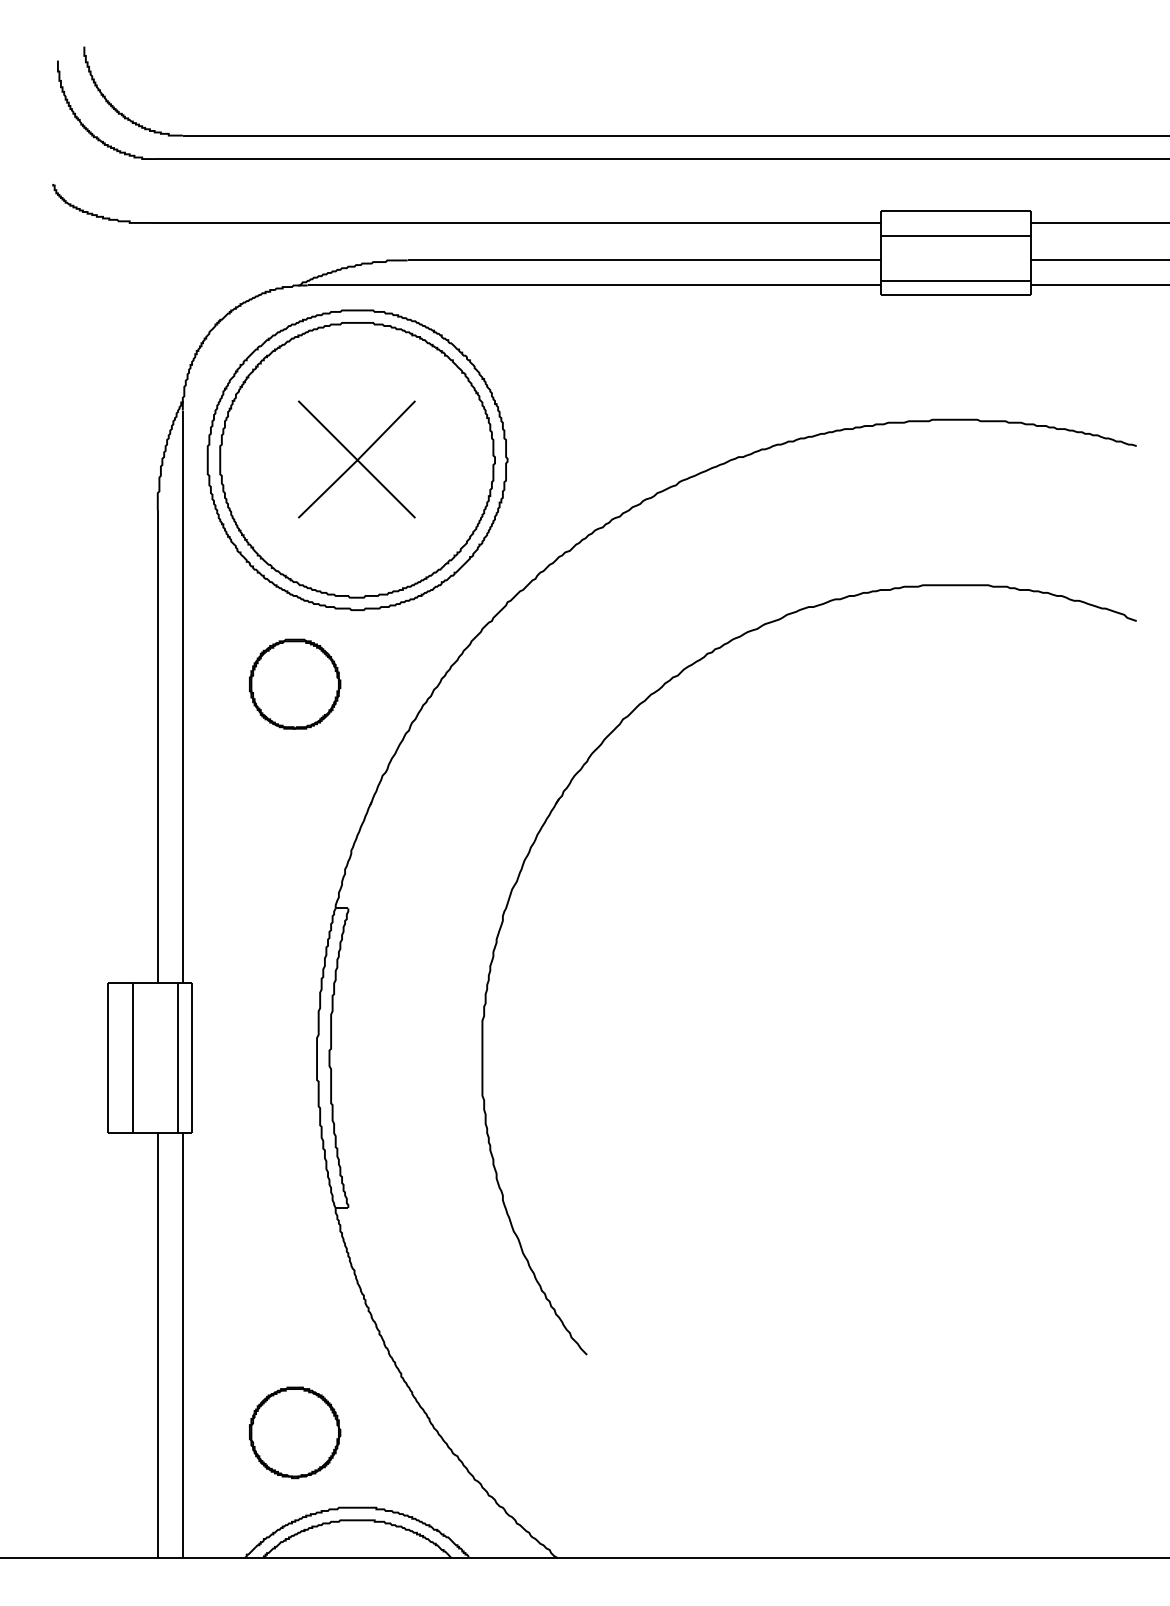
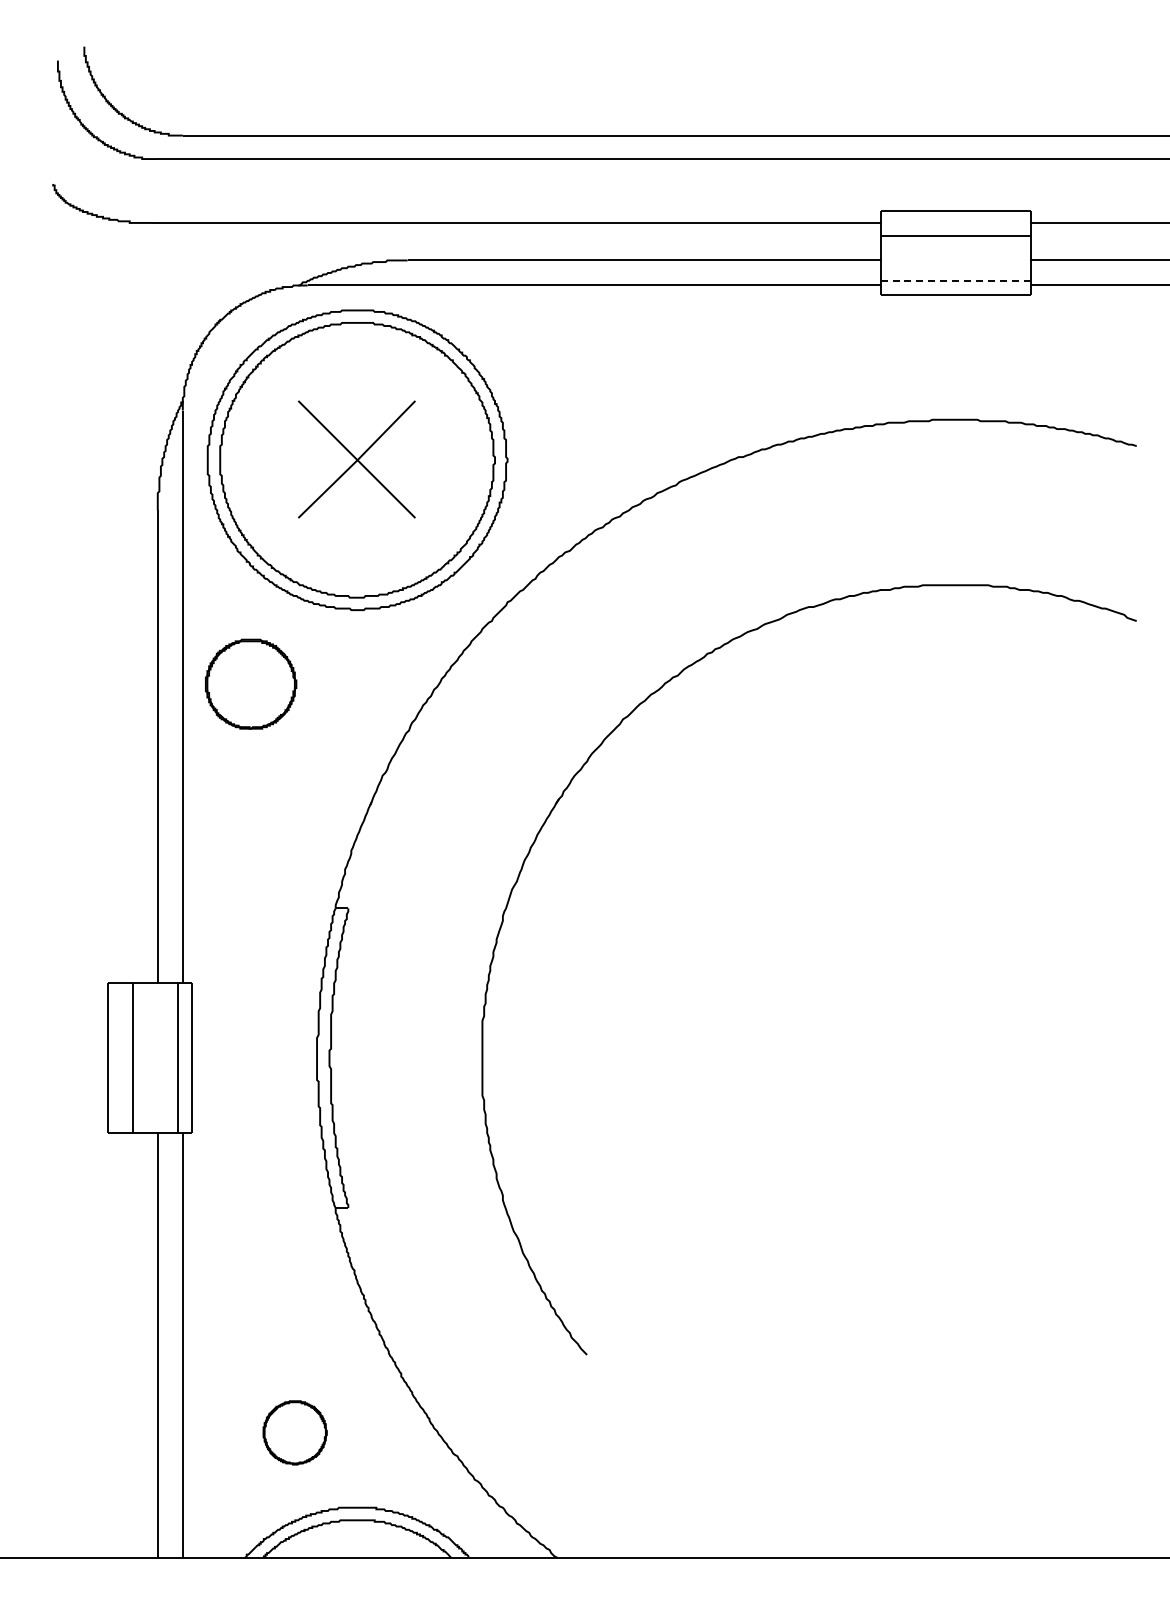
line: solid -> dashed (955, 280)
part position: (295, 683) -> (251, 683) (251, 683)
part size: 93x94 px -> 66x66 px (294, 1432)
